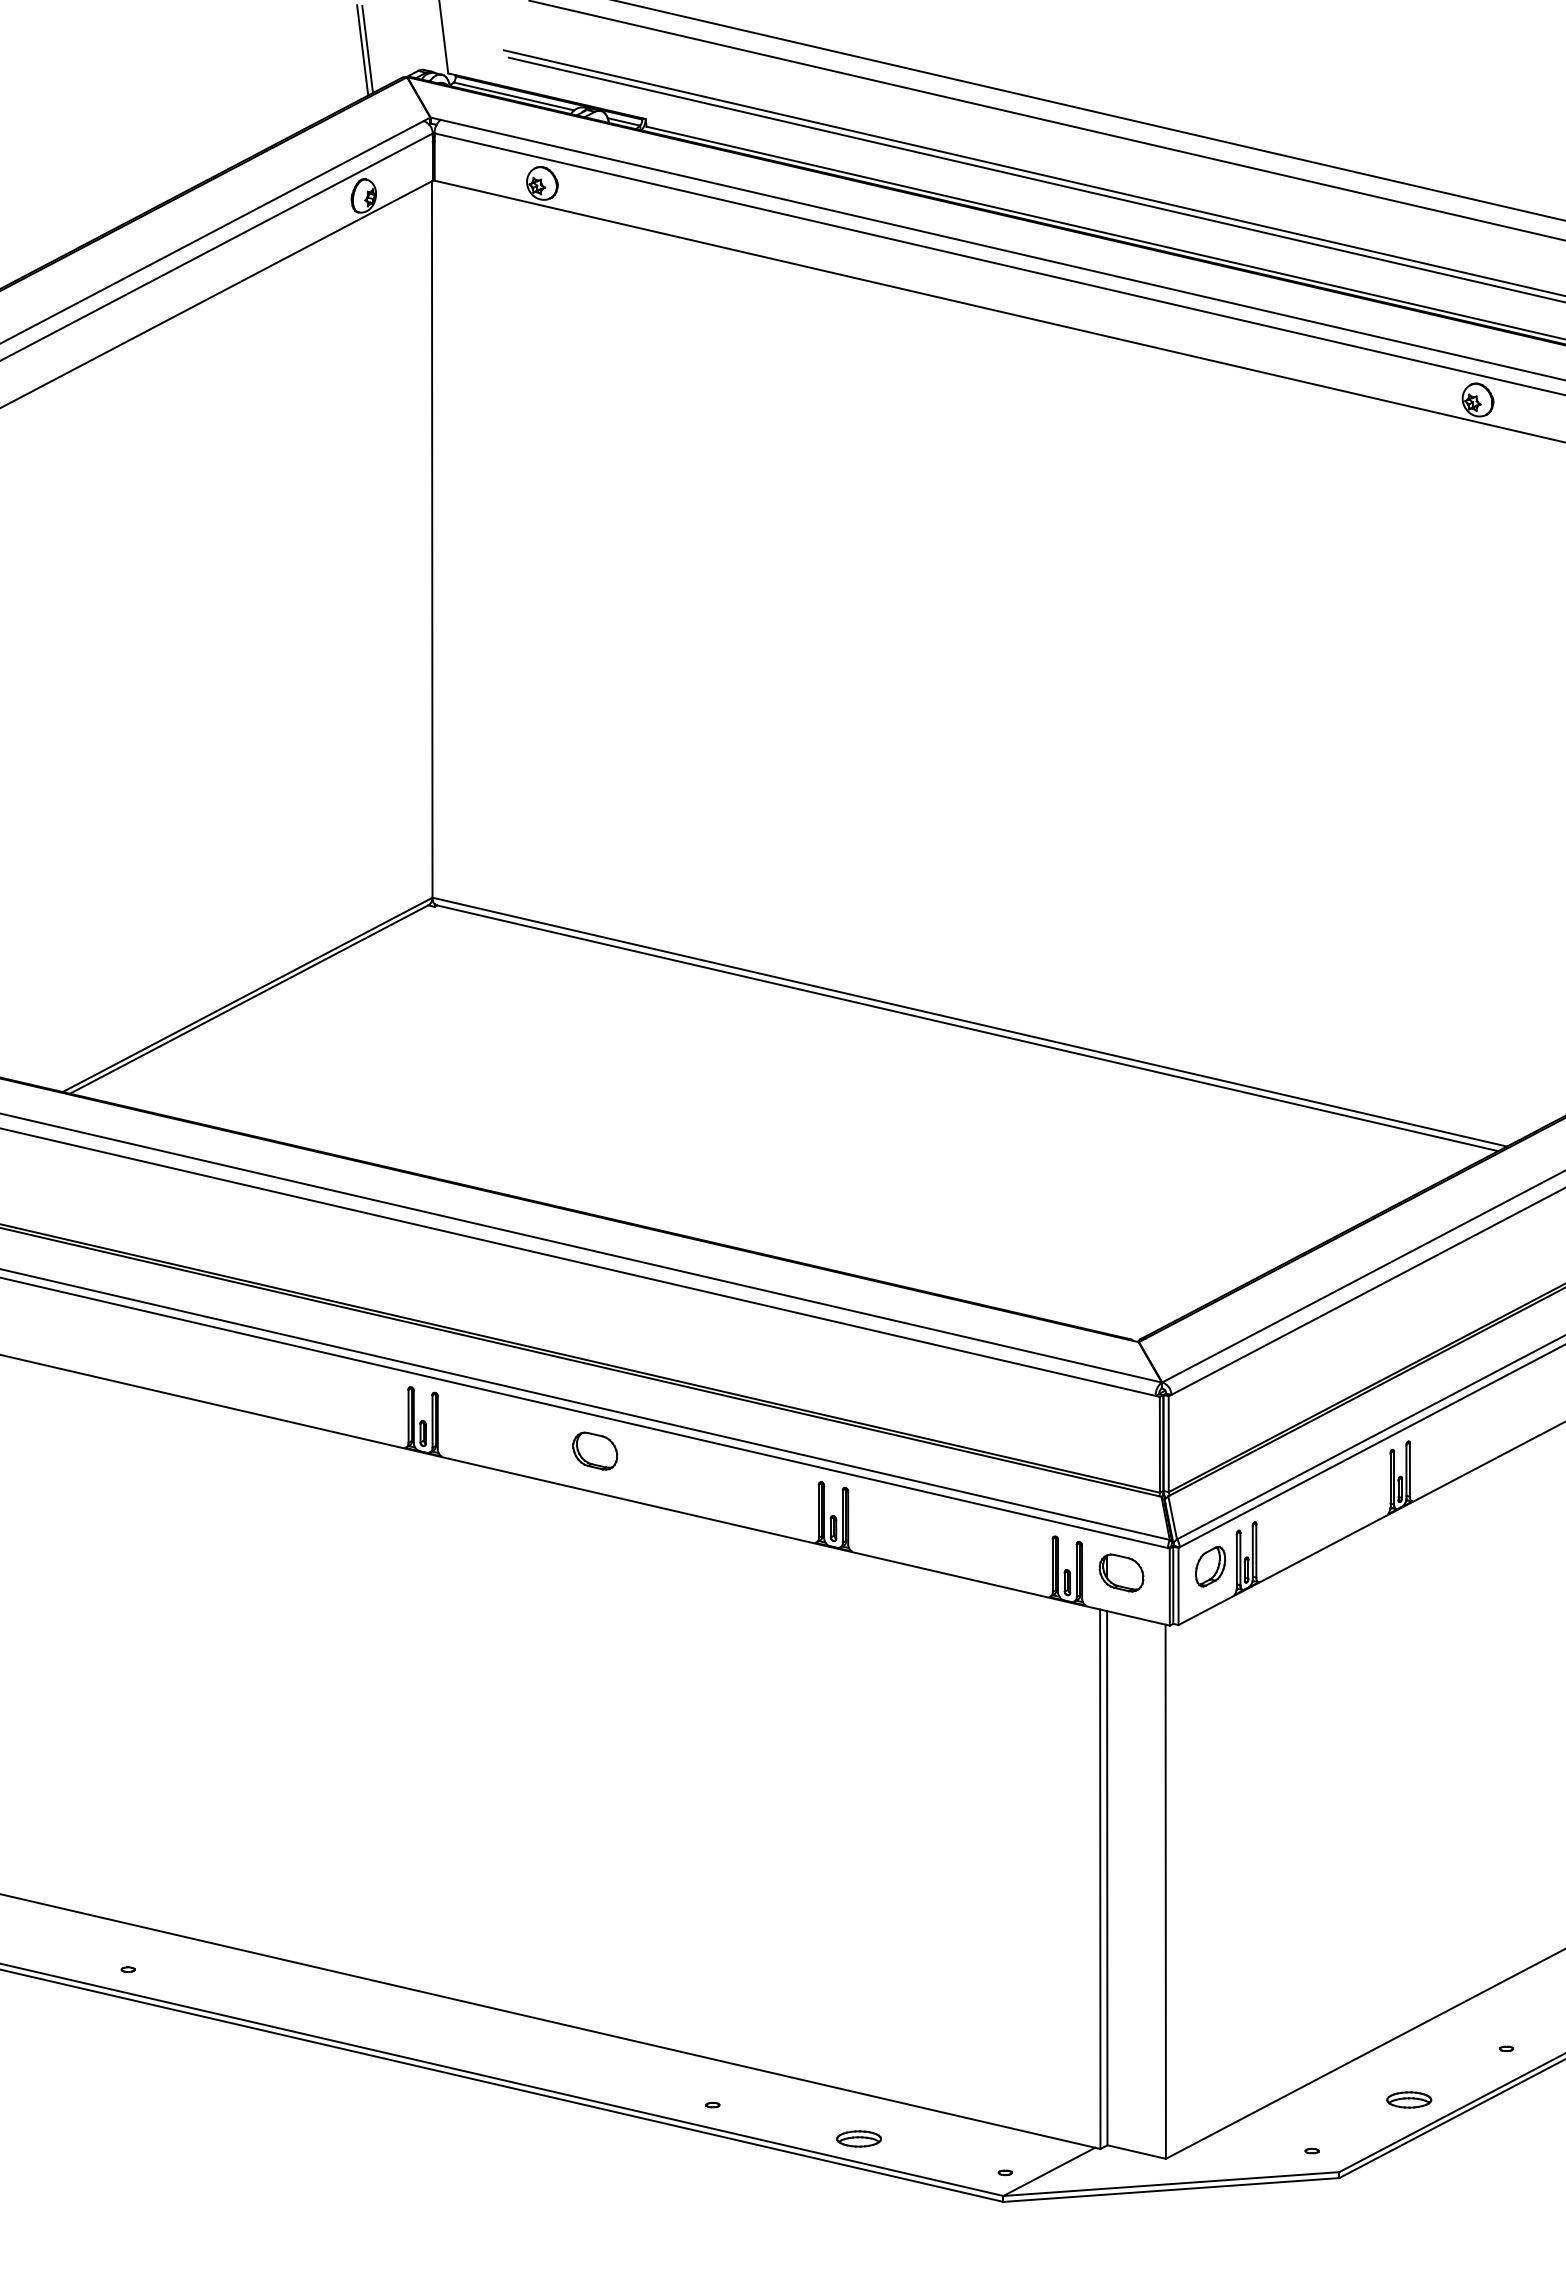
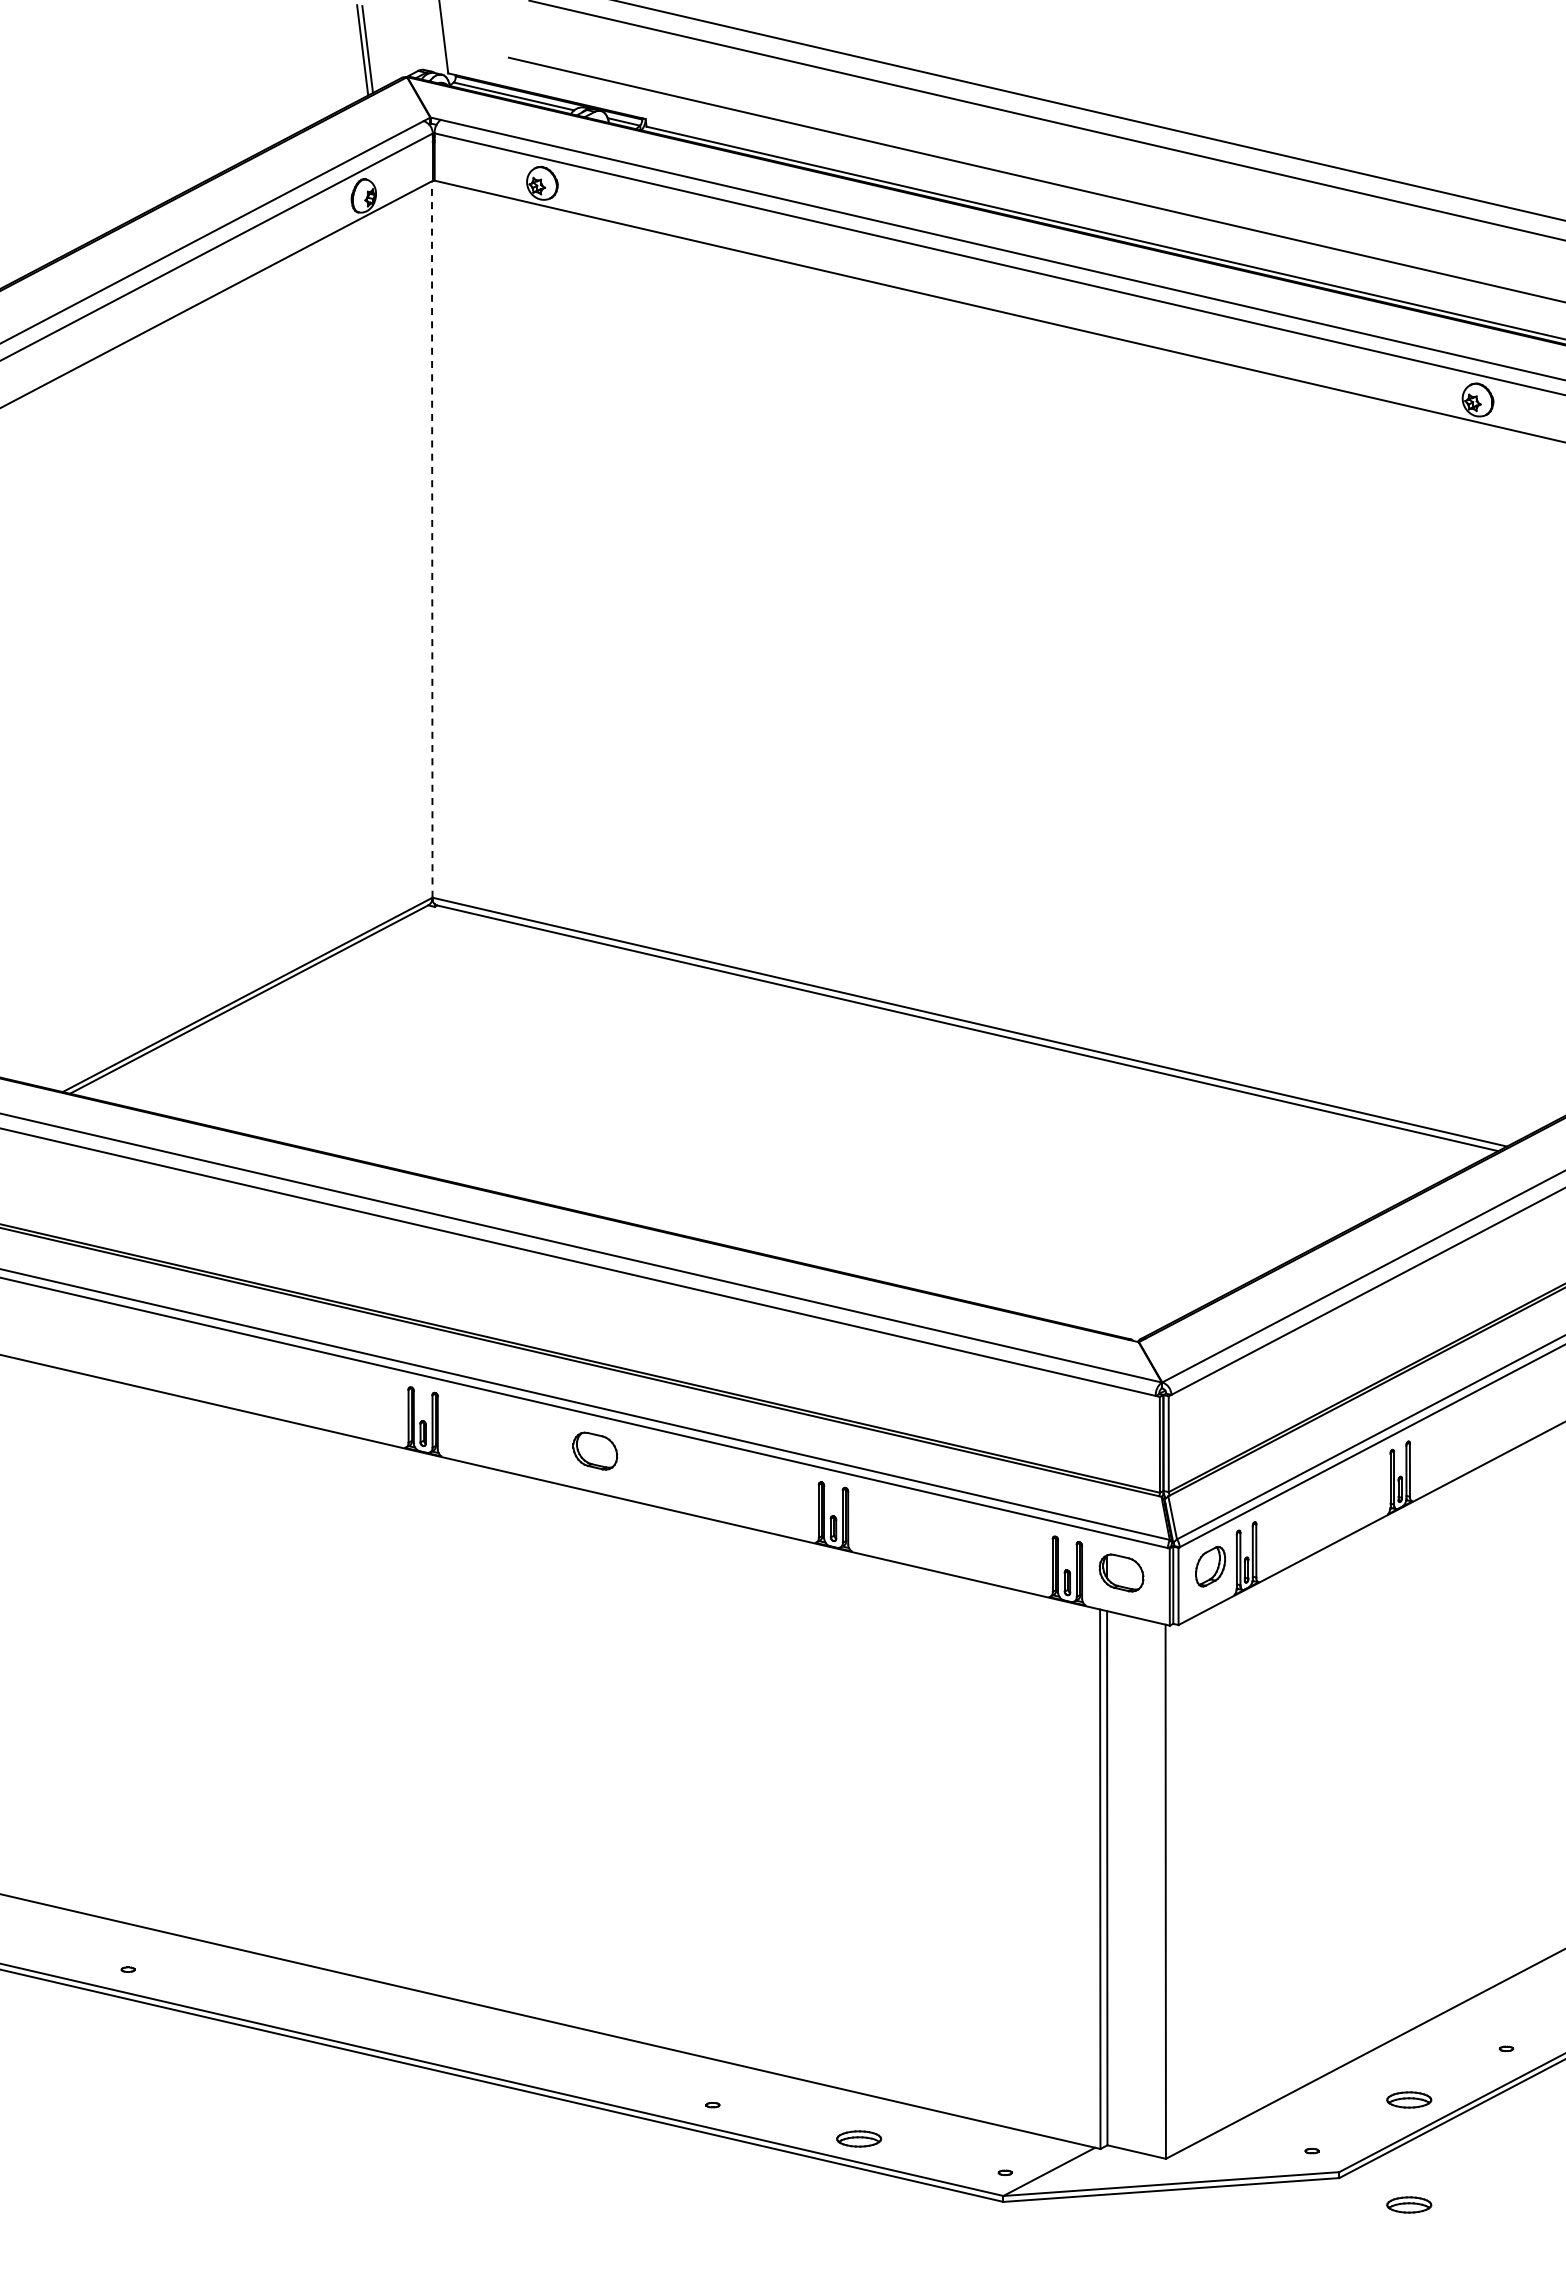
line: present -> none (1032, 172)
line: solid -> dashed (432, 539)
part: none -> present (1409, 2204)
